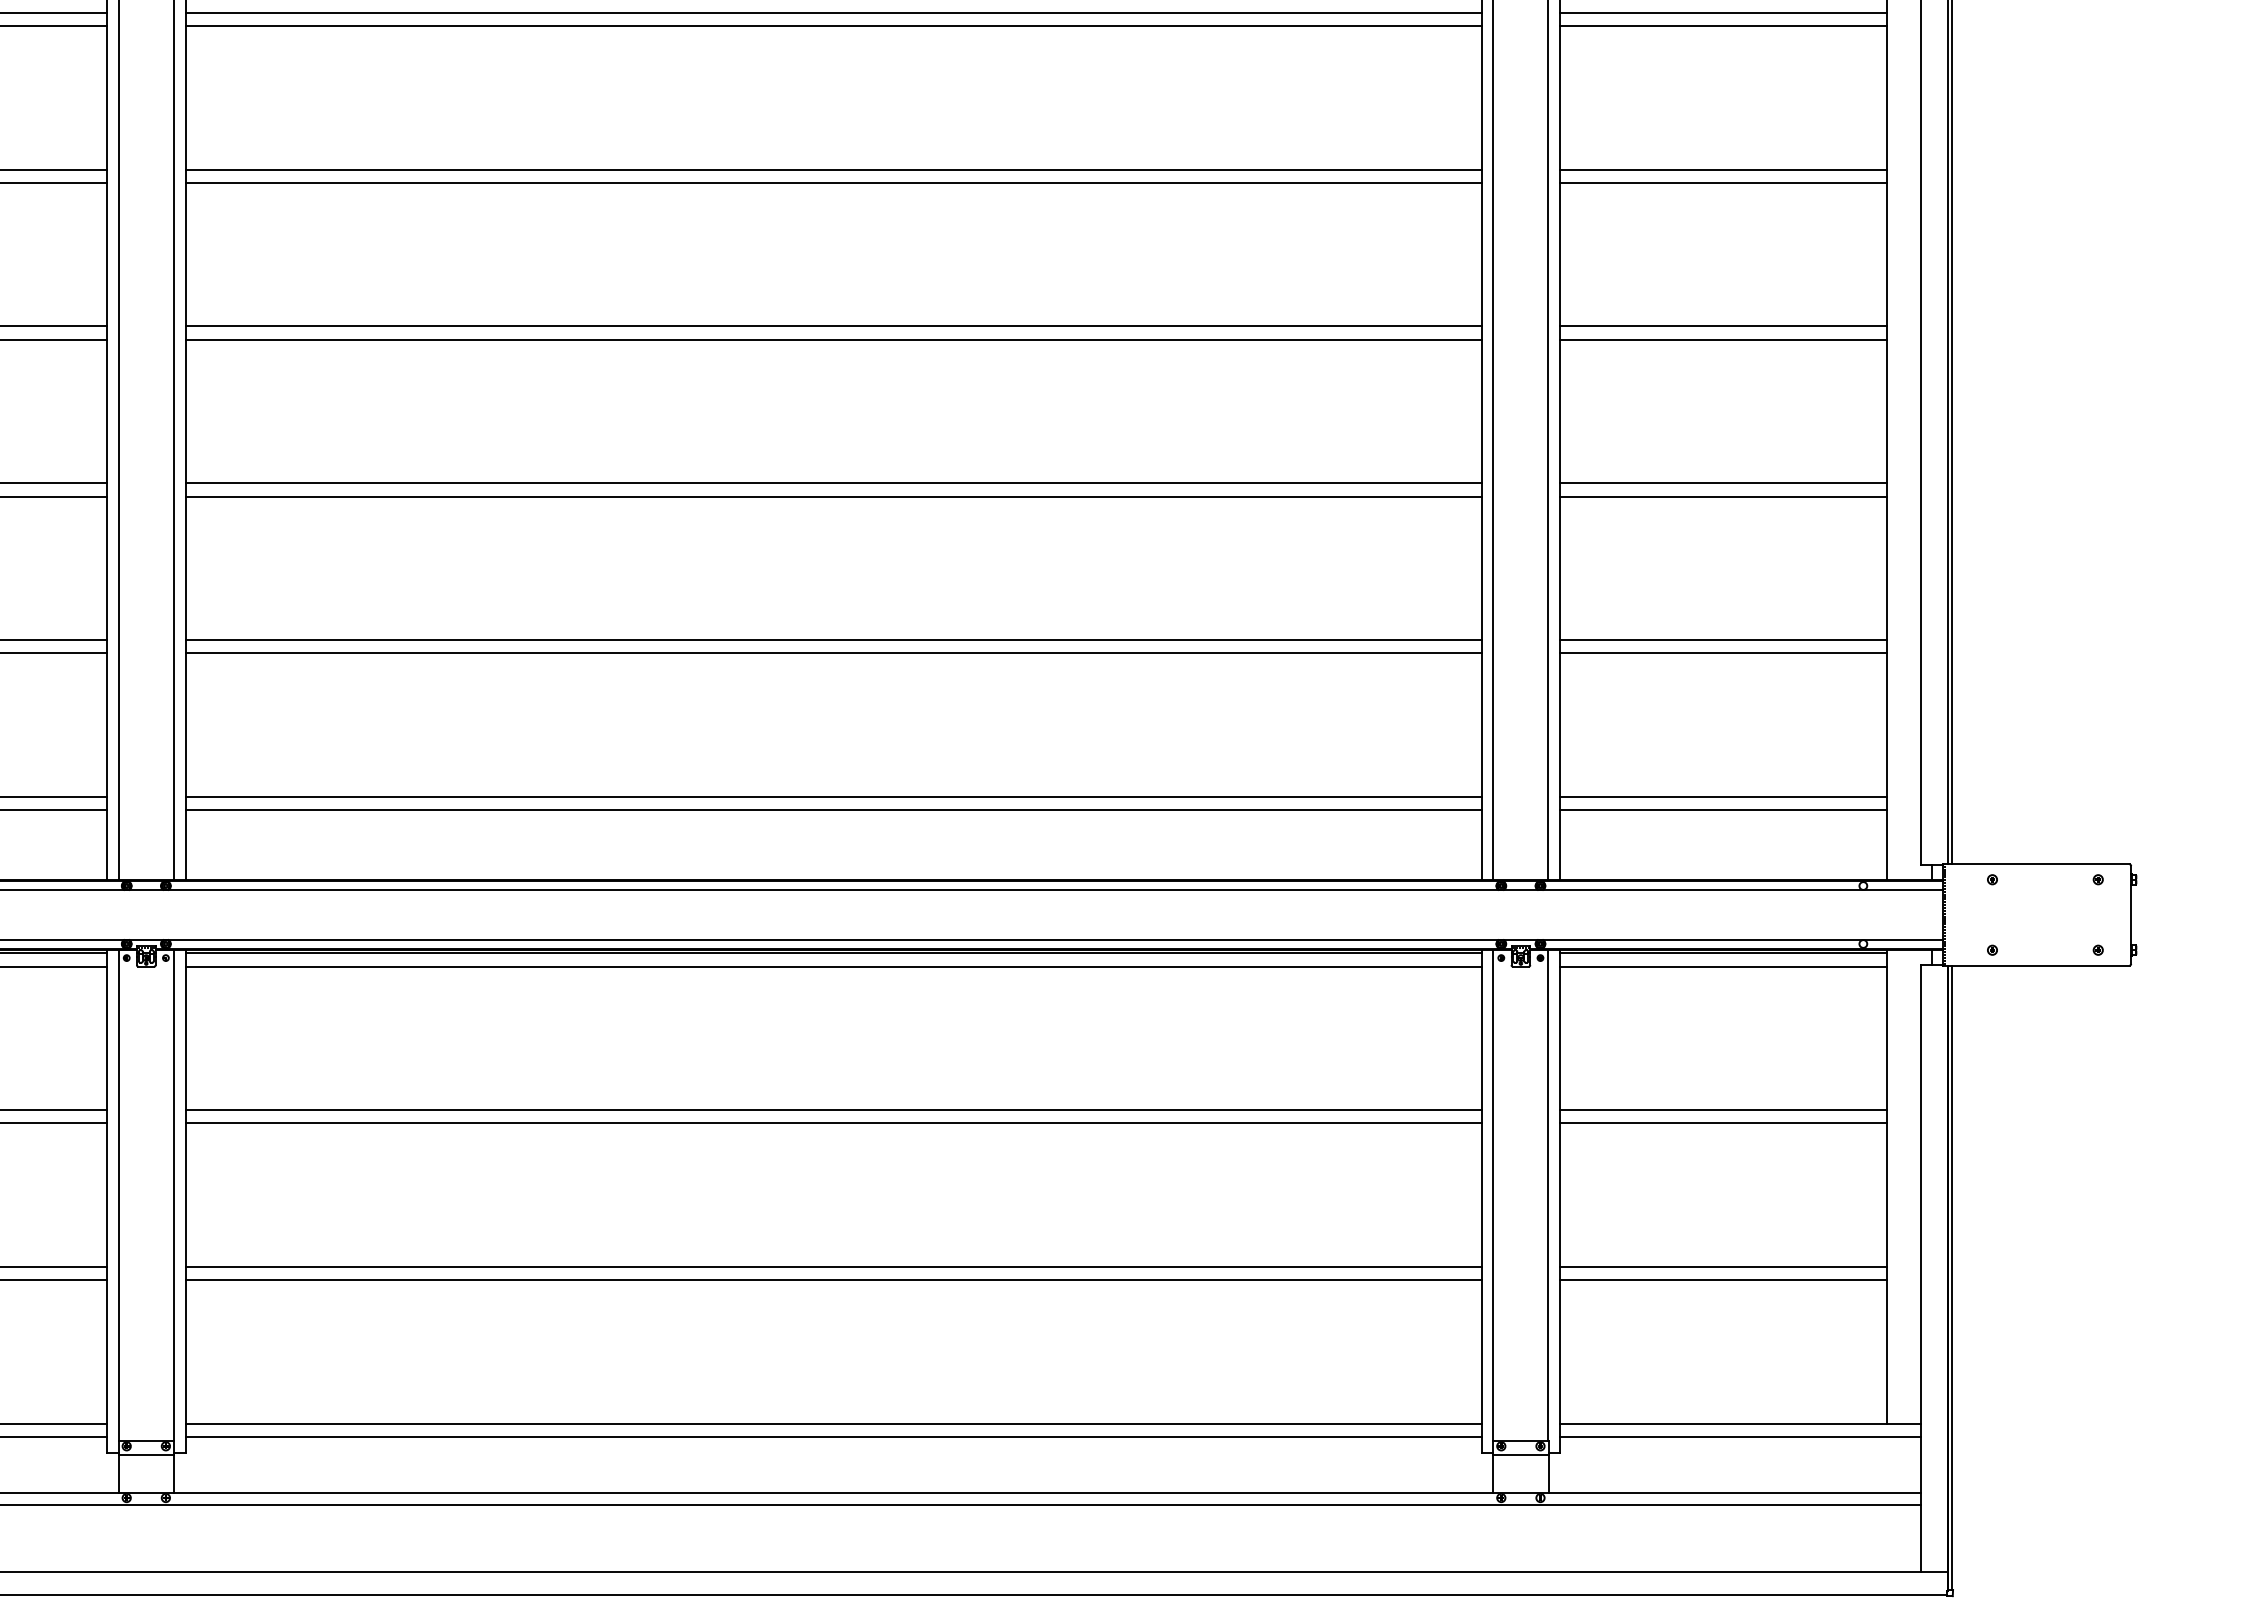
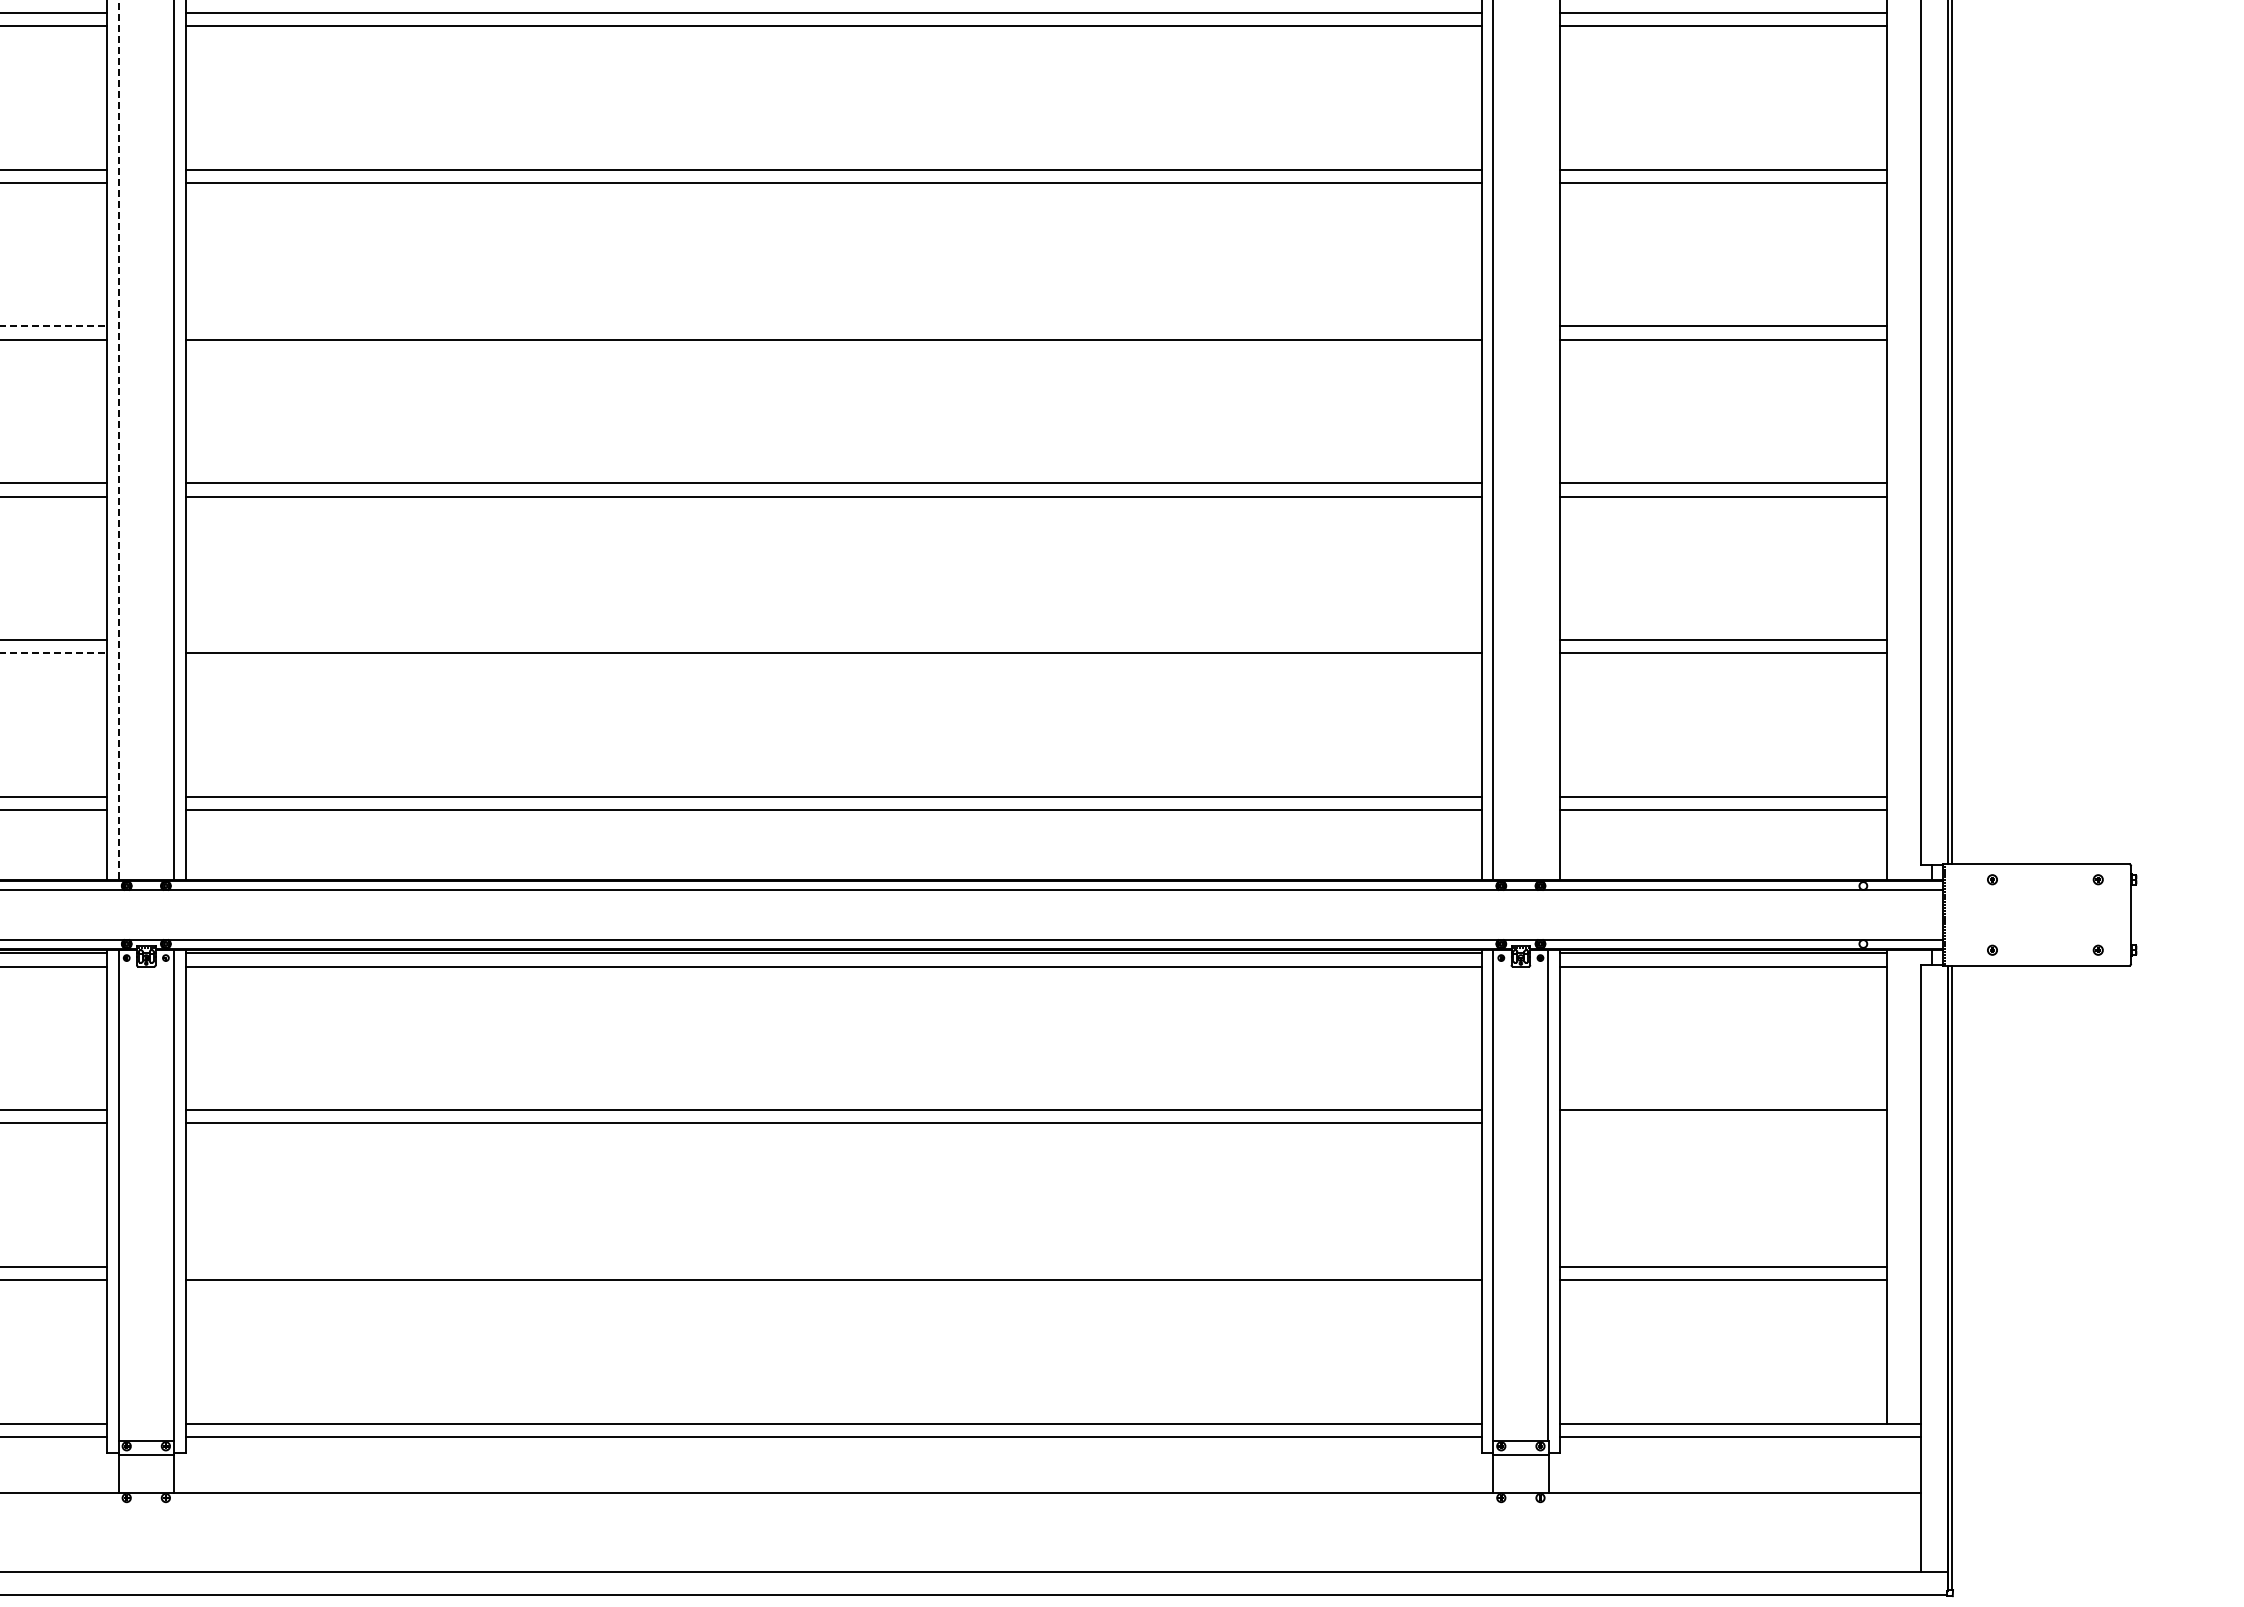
line: solid -> dashed (54, 326)
line: present -> none (833, 326)
line: solid -> dashed (118, 440)
line: present -> none (1548, 440)
line: present -> none (833, 639)
line: solid -> dashed (54, 653)
line: present -> none (1723, 1123)
line: present -> none (833, 1266)
line: present -> none (961, 1505)
